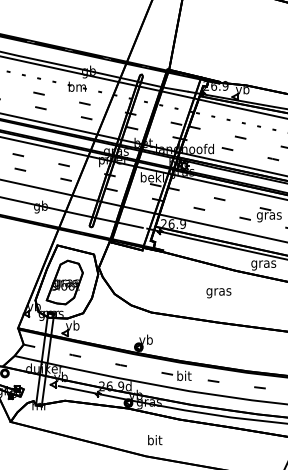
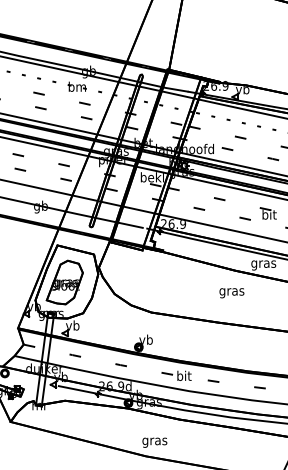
text: gras -> bit (268, 215)
text position: (218, 293) -> (231, 293) (231, 293)
text: bit -> gras (154, 441)
